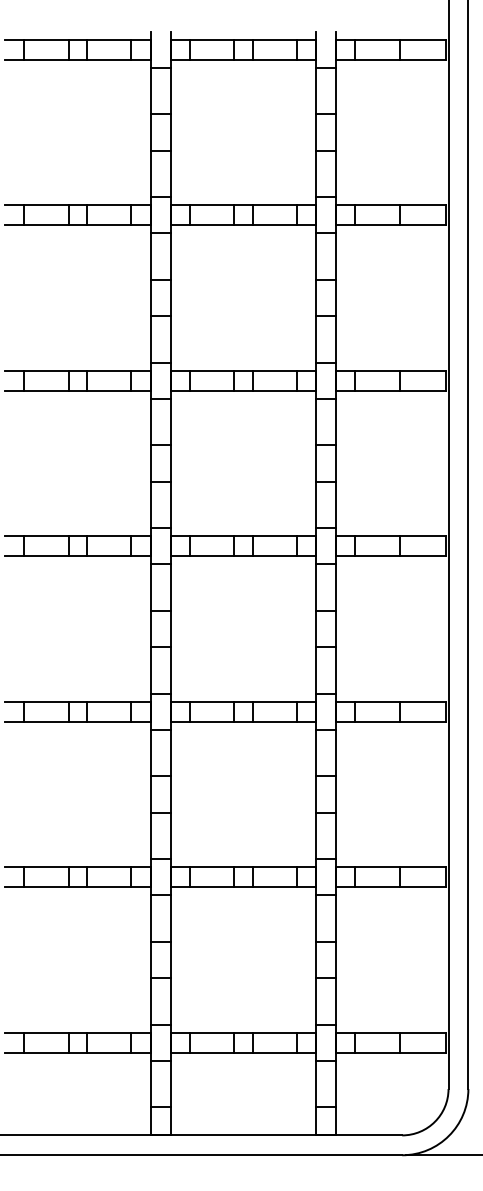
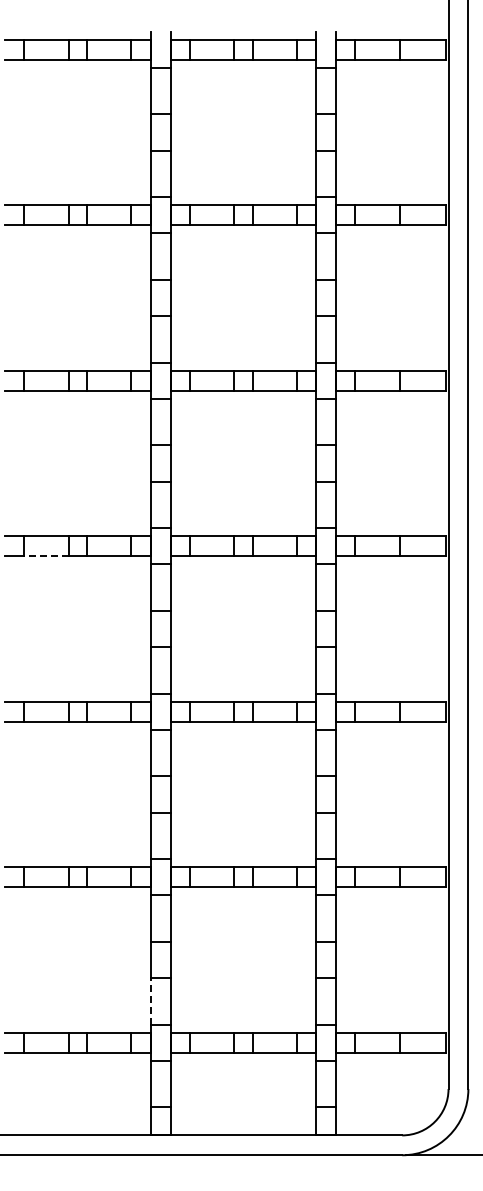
line: solid -> dashed (45, 556)
line: solid -> dashed (150, 1000)
